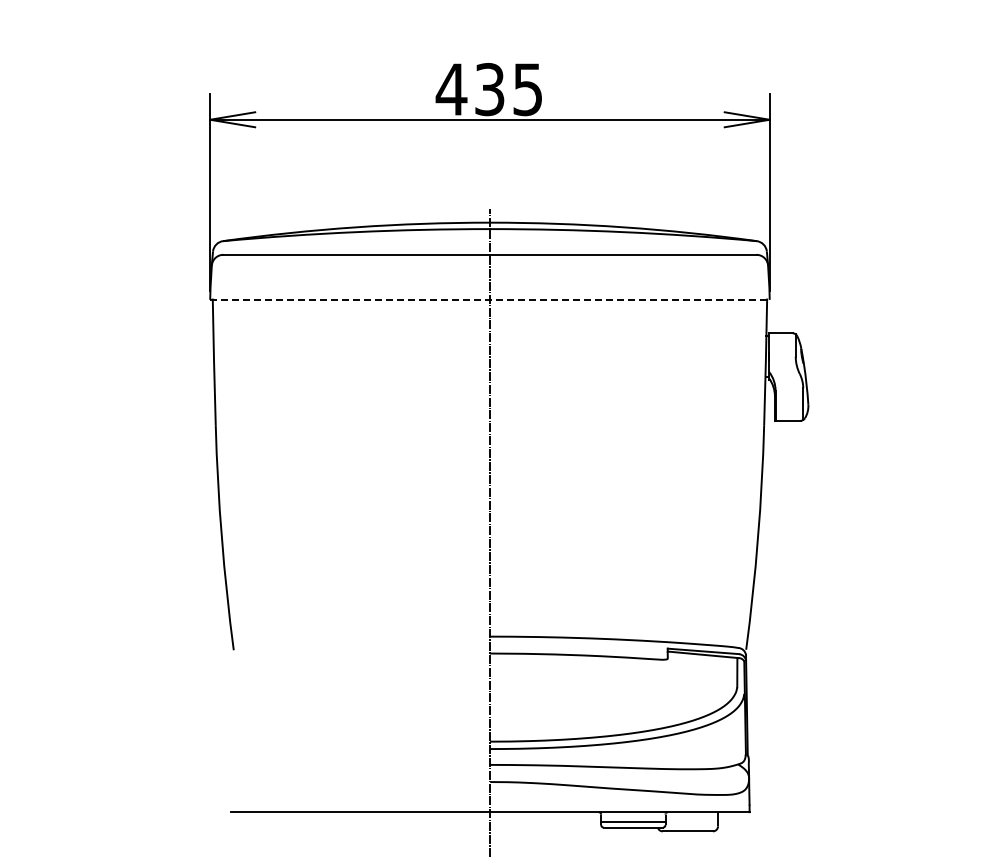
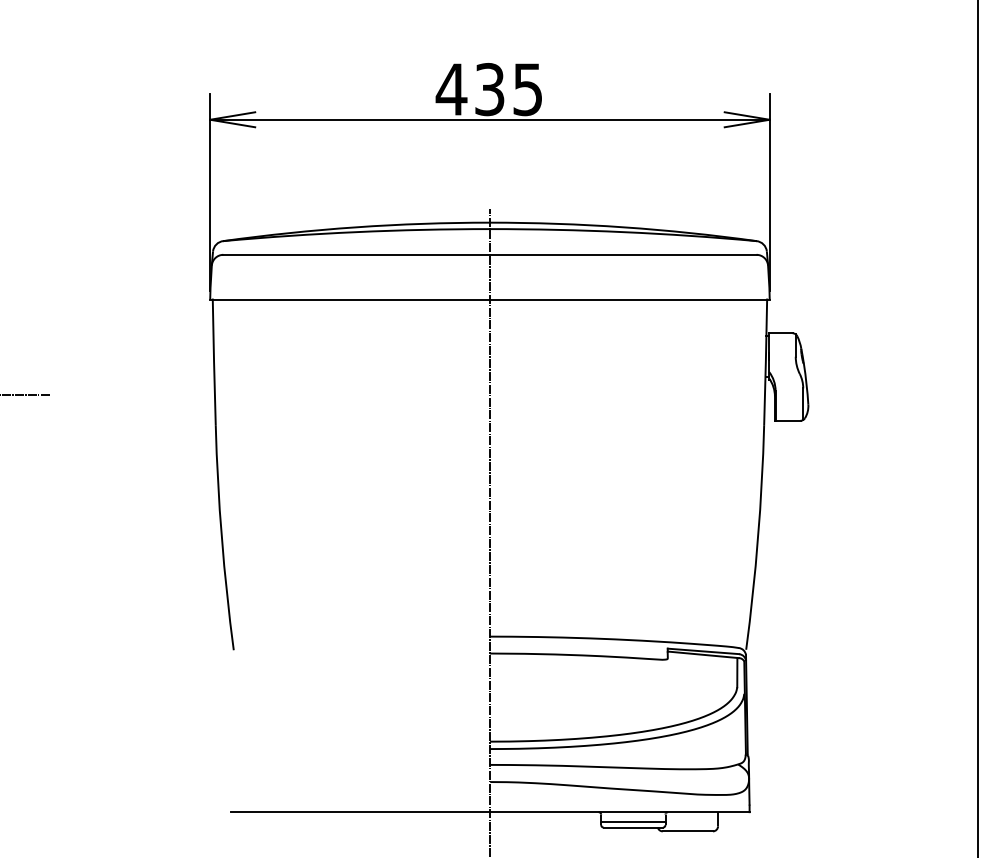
line: dashed -> solid (489, 299)
line: none -> present (26, 395)
line: none -> present (977, 428)
